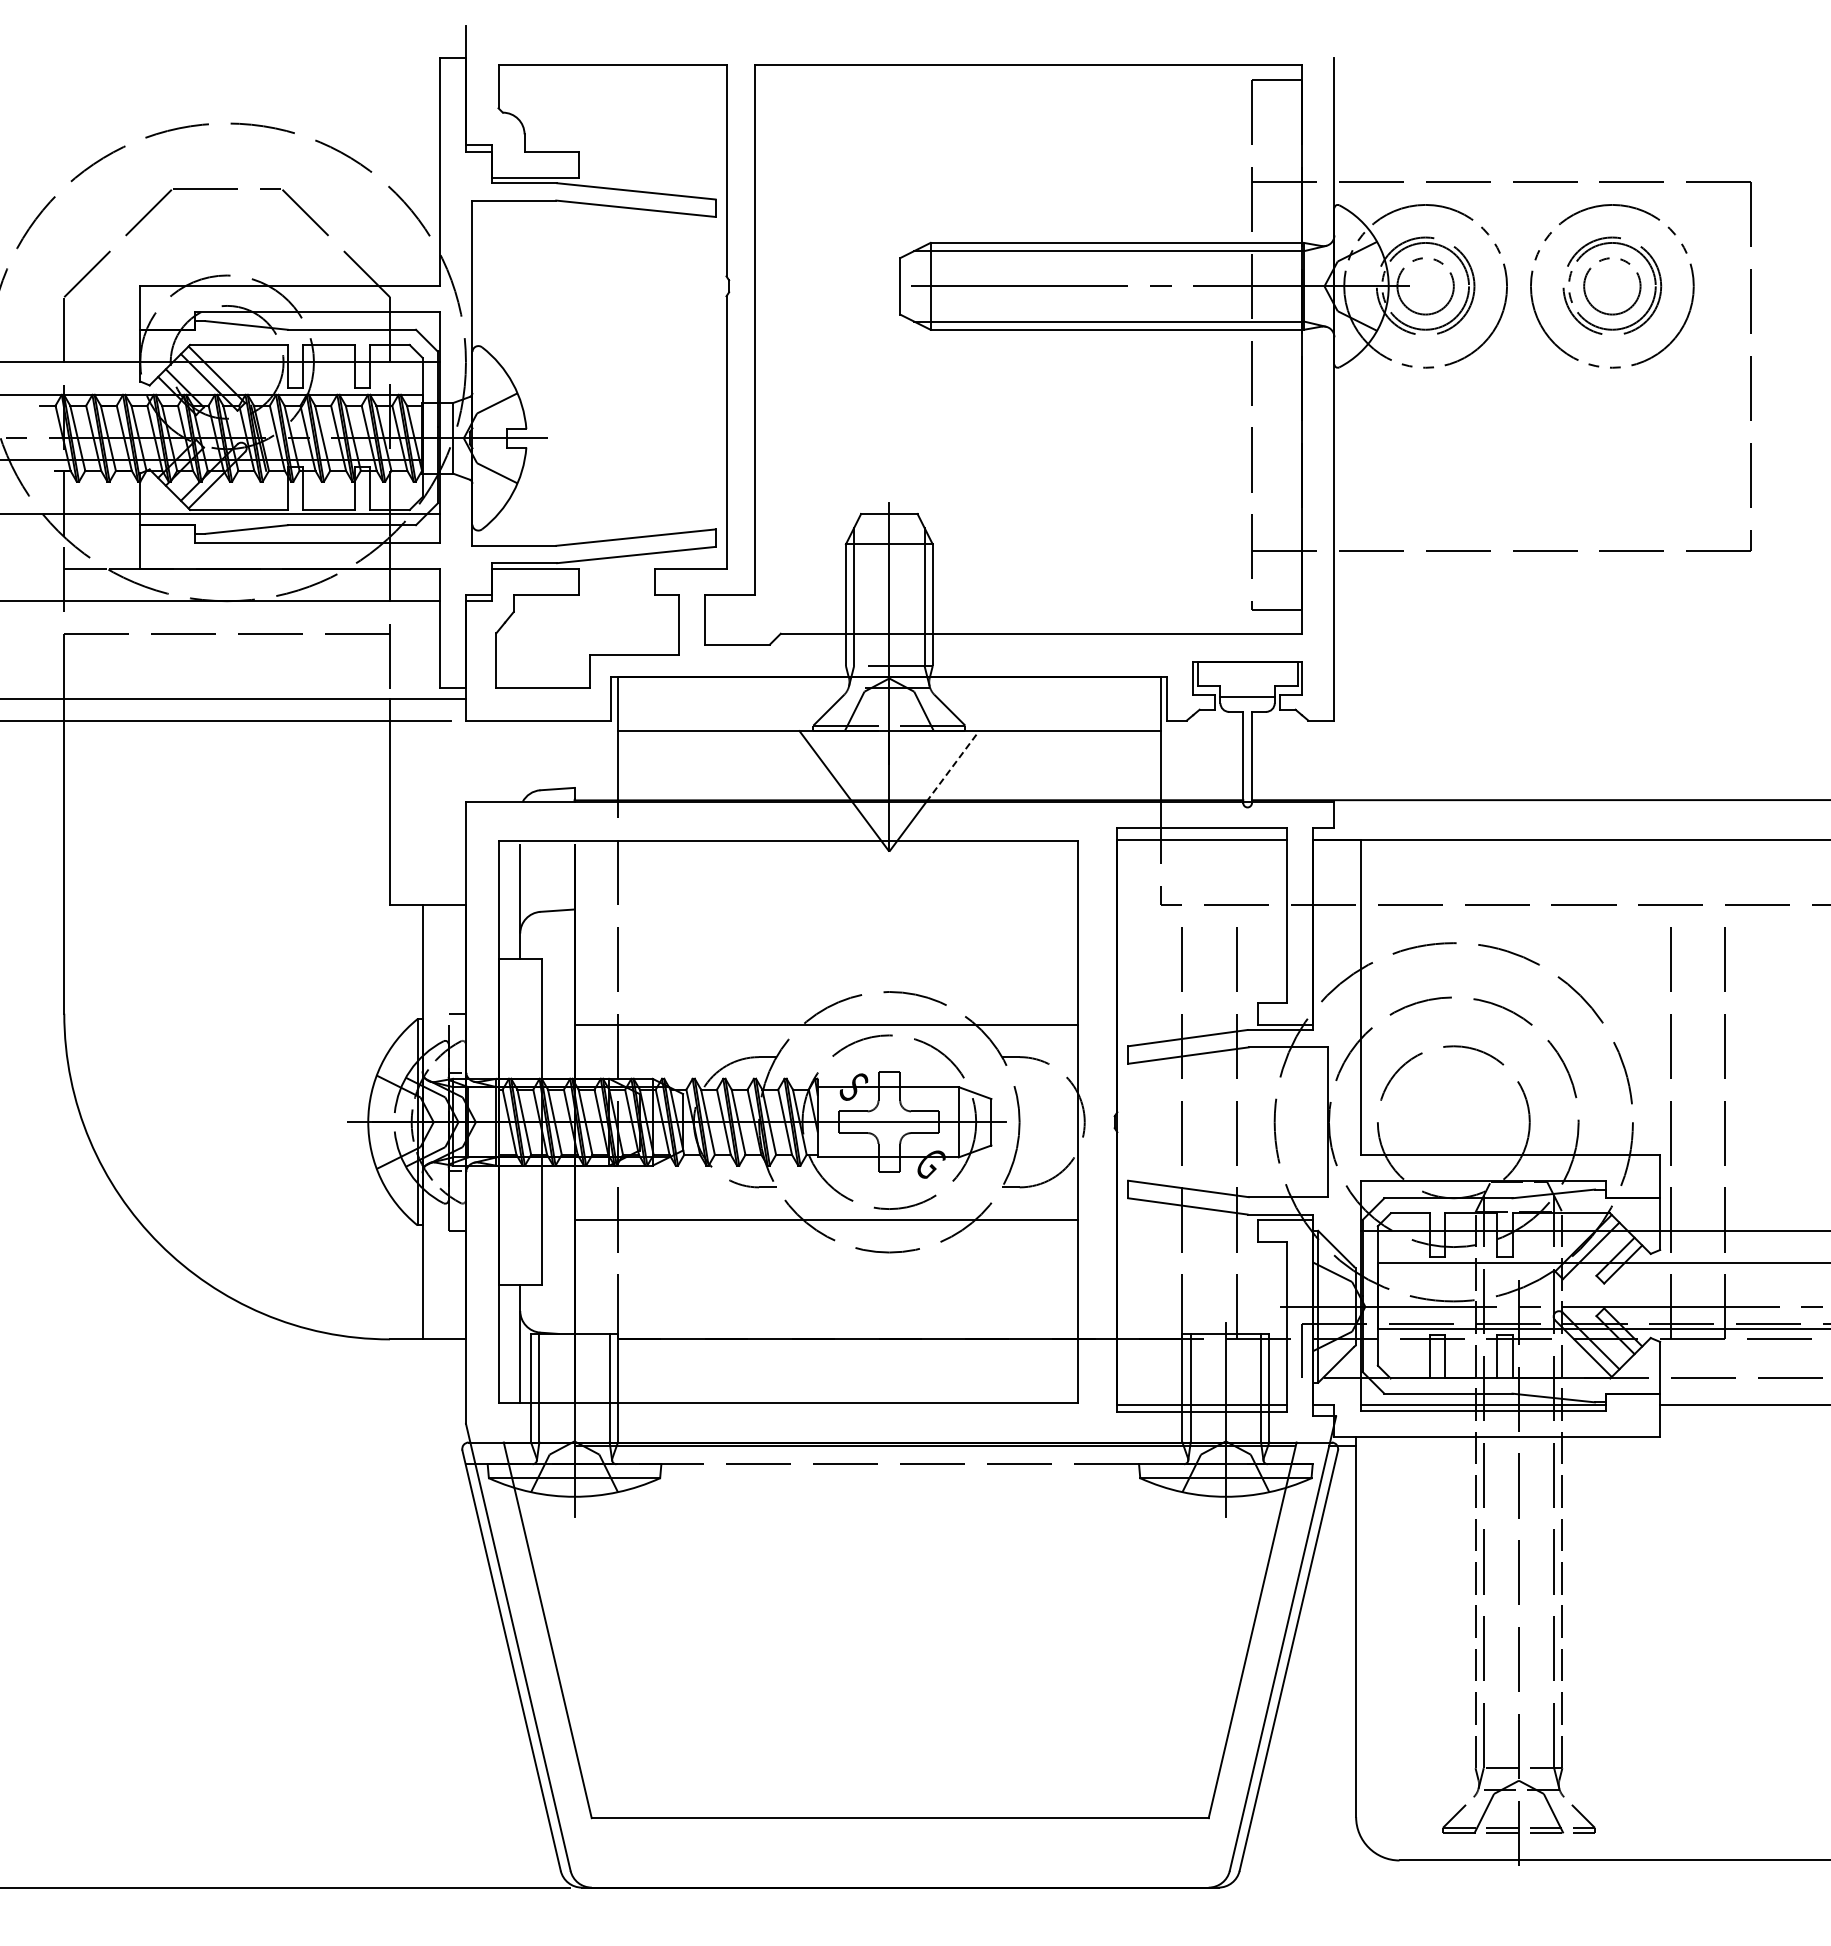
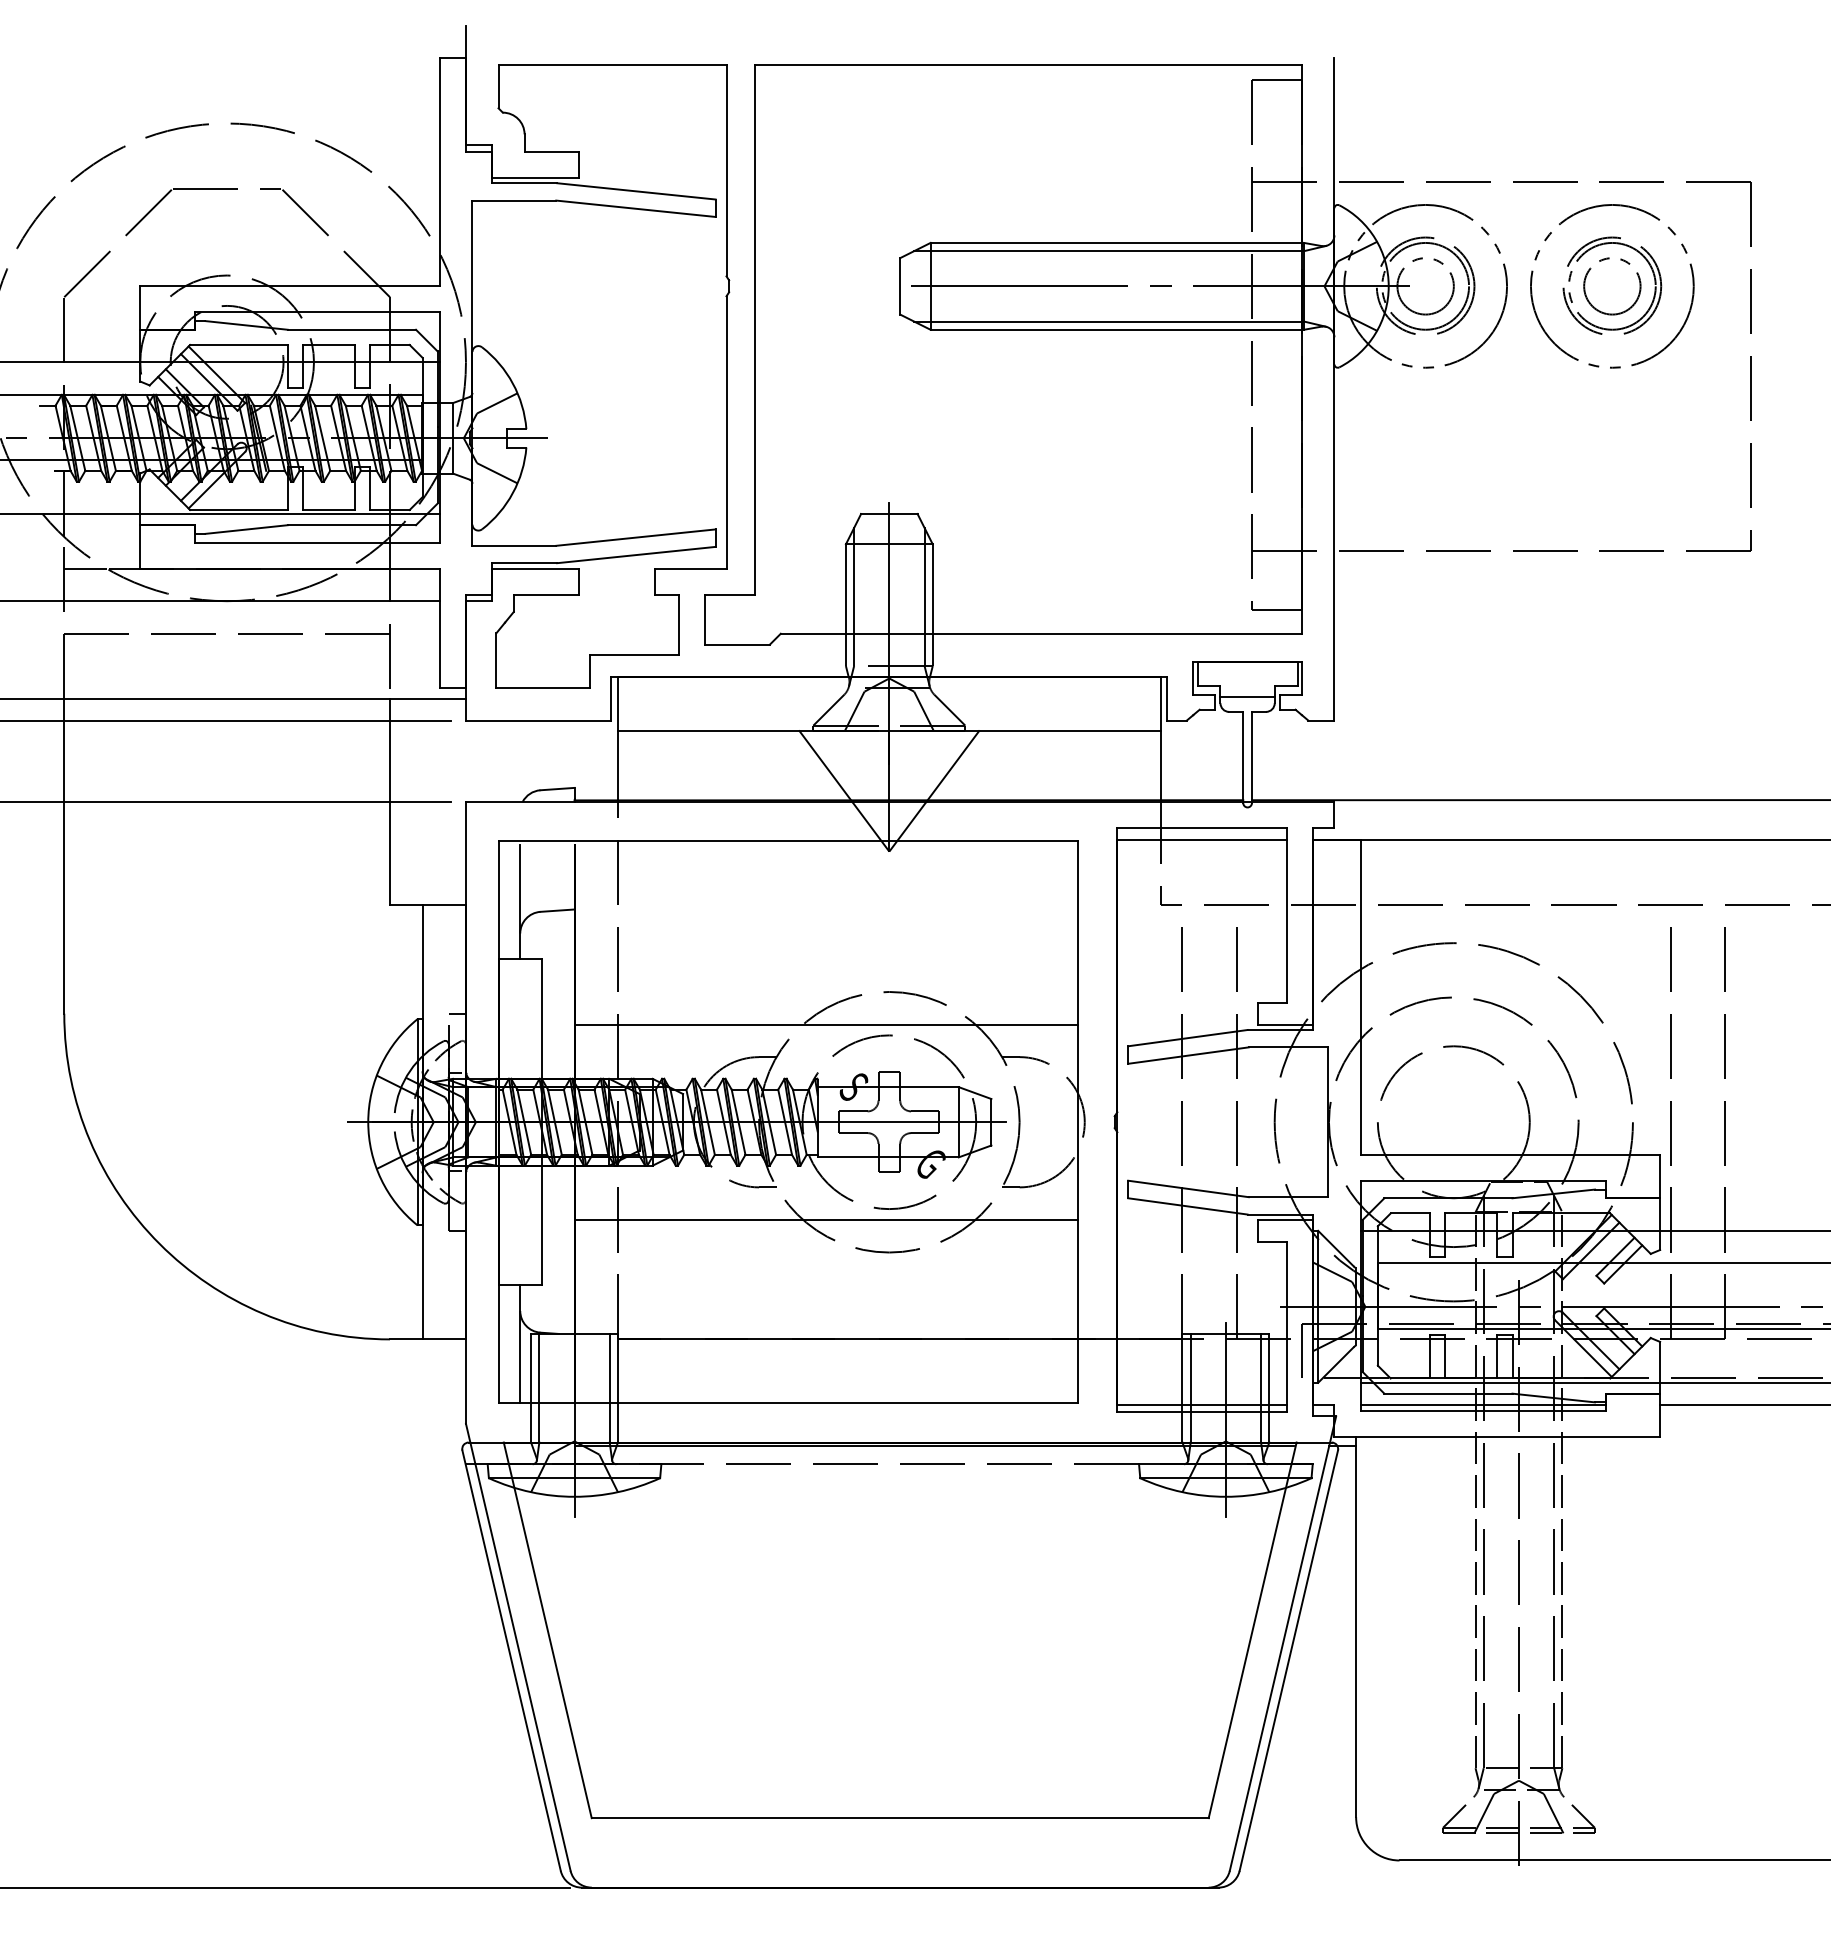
line: dashed -> solid (953, 766)
line: none -> present (226, 802)
line: none -> present (1593, 1382)
